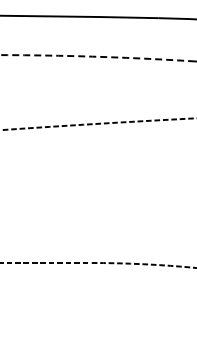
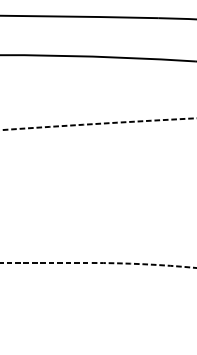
arc: dashed -> solid (97, 56)
